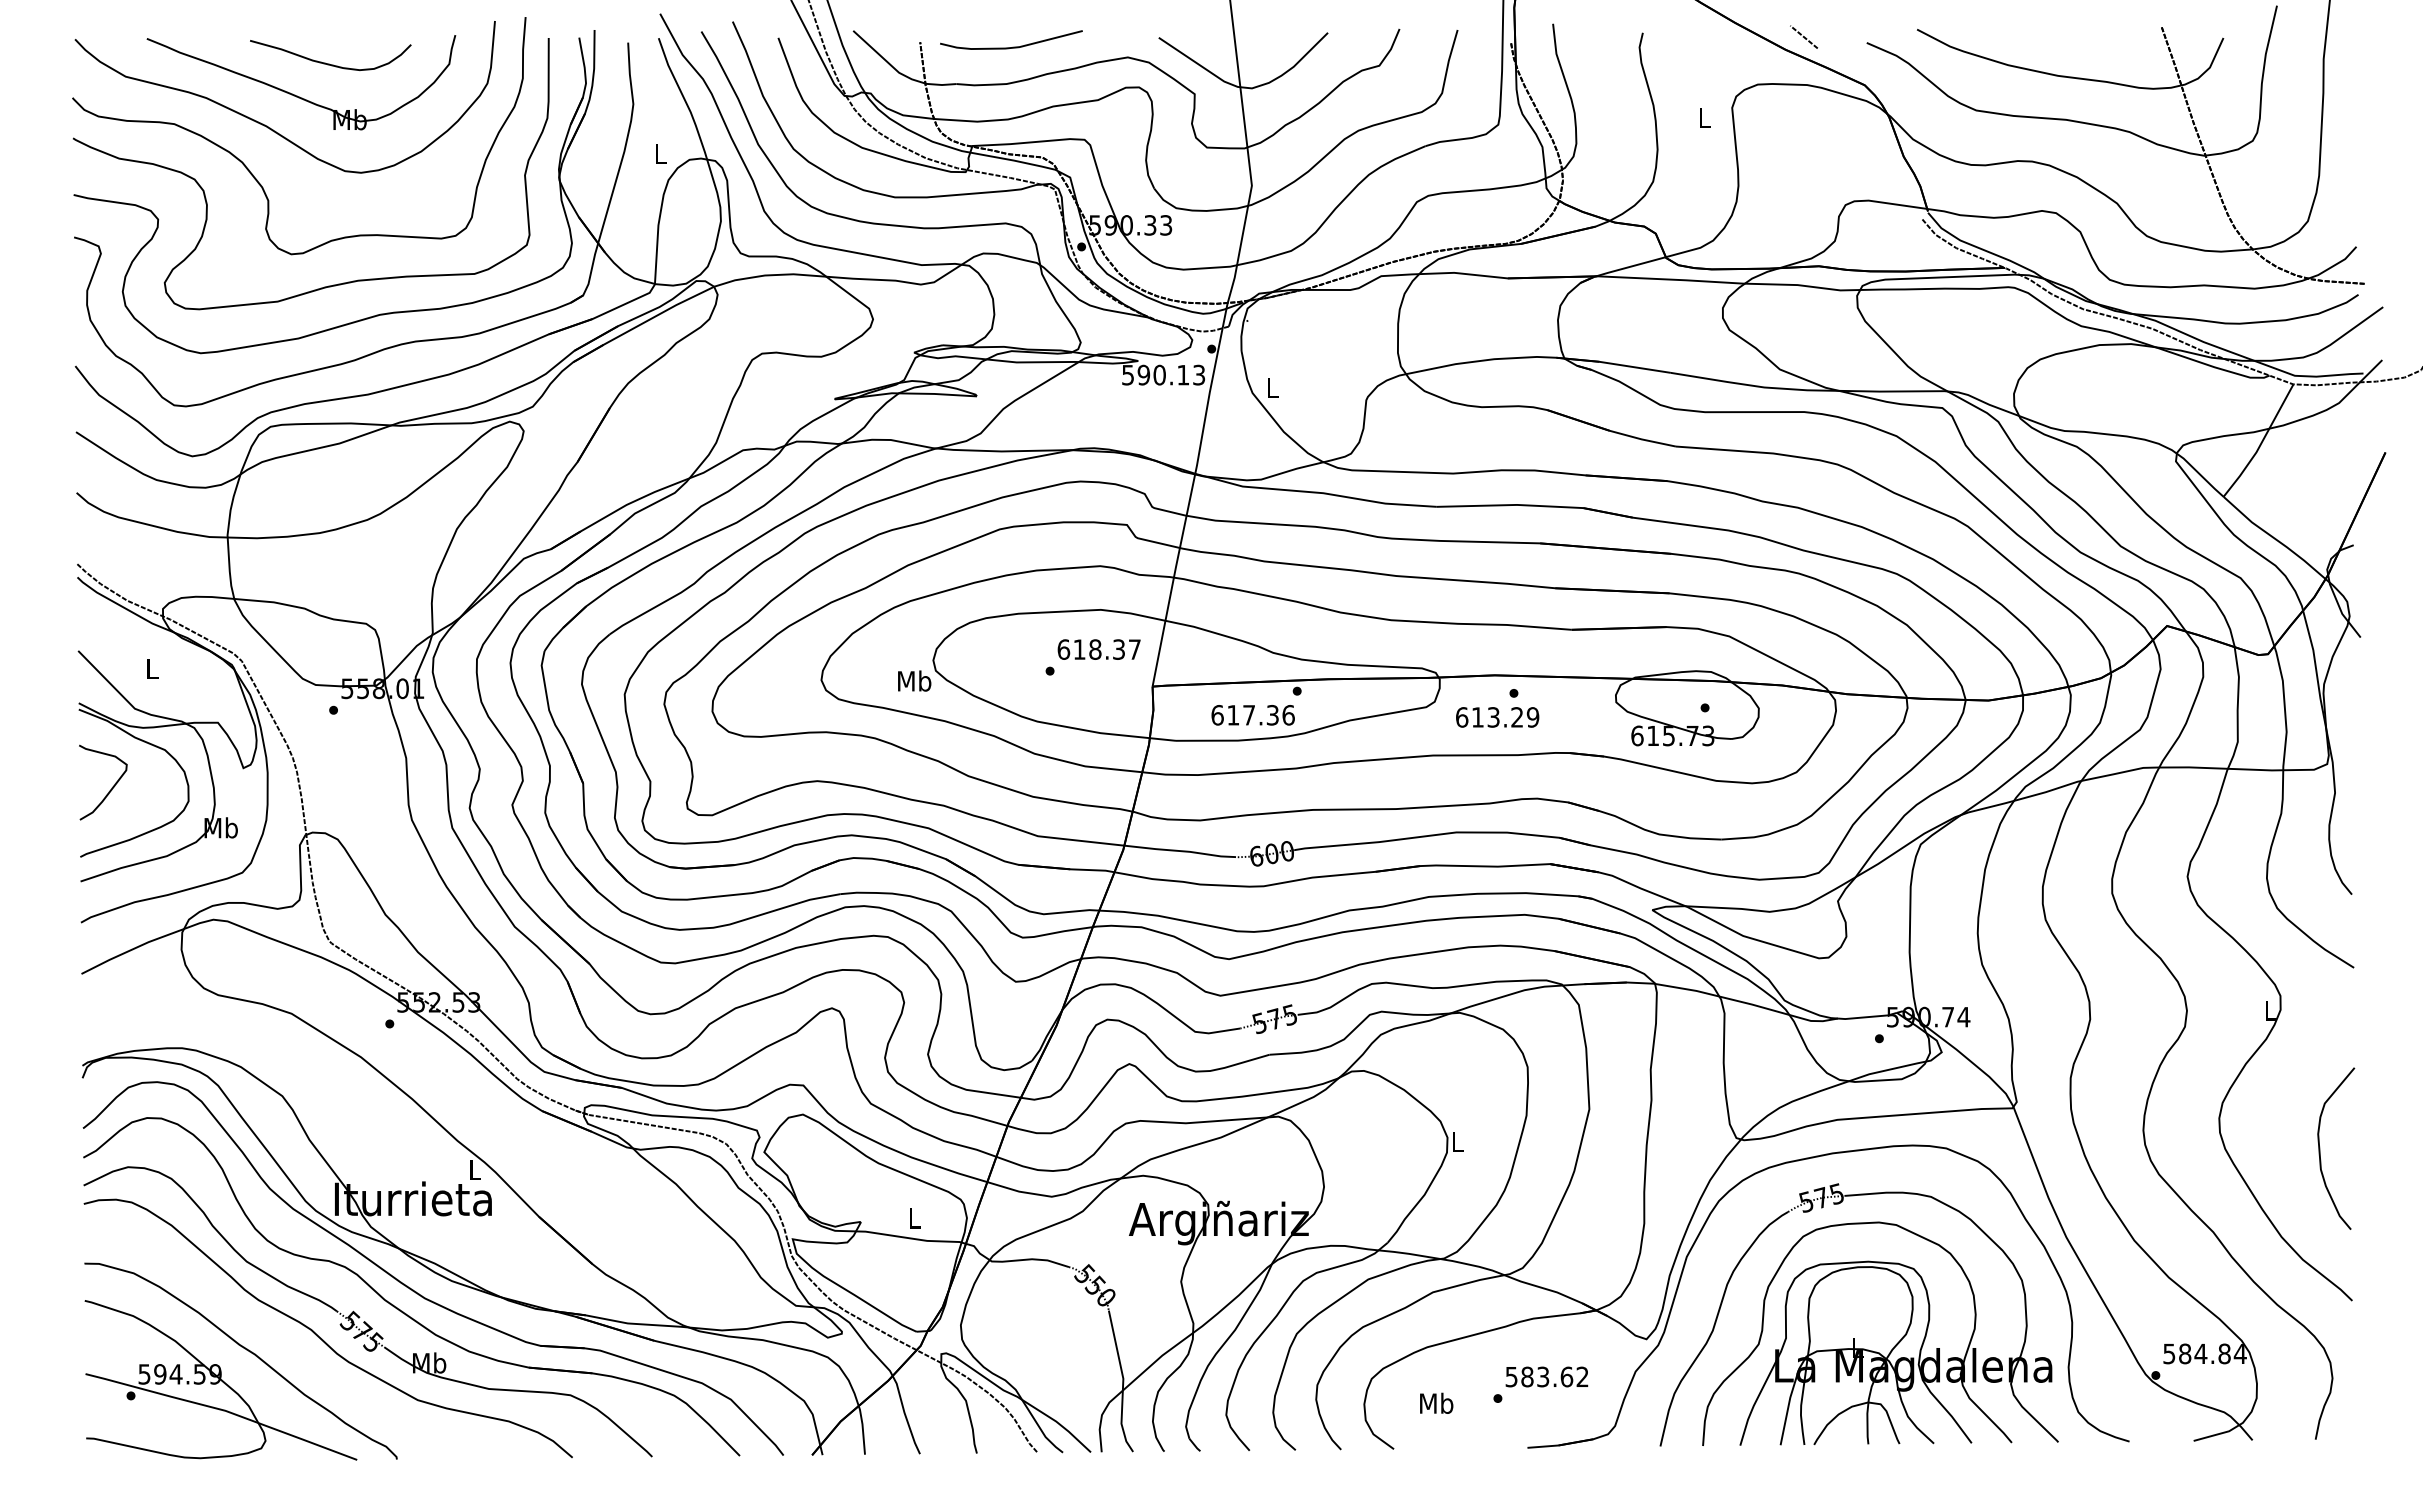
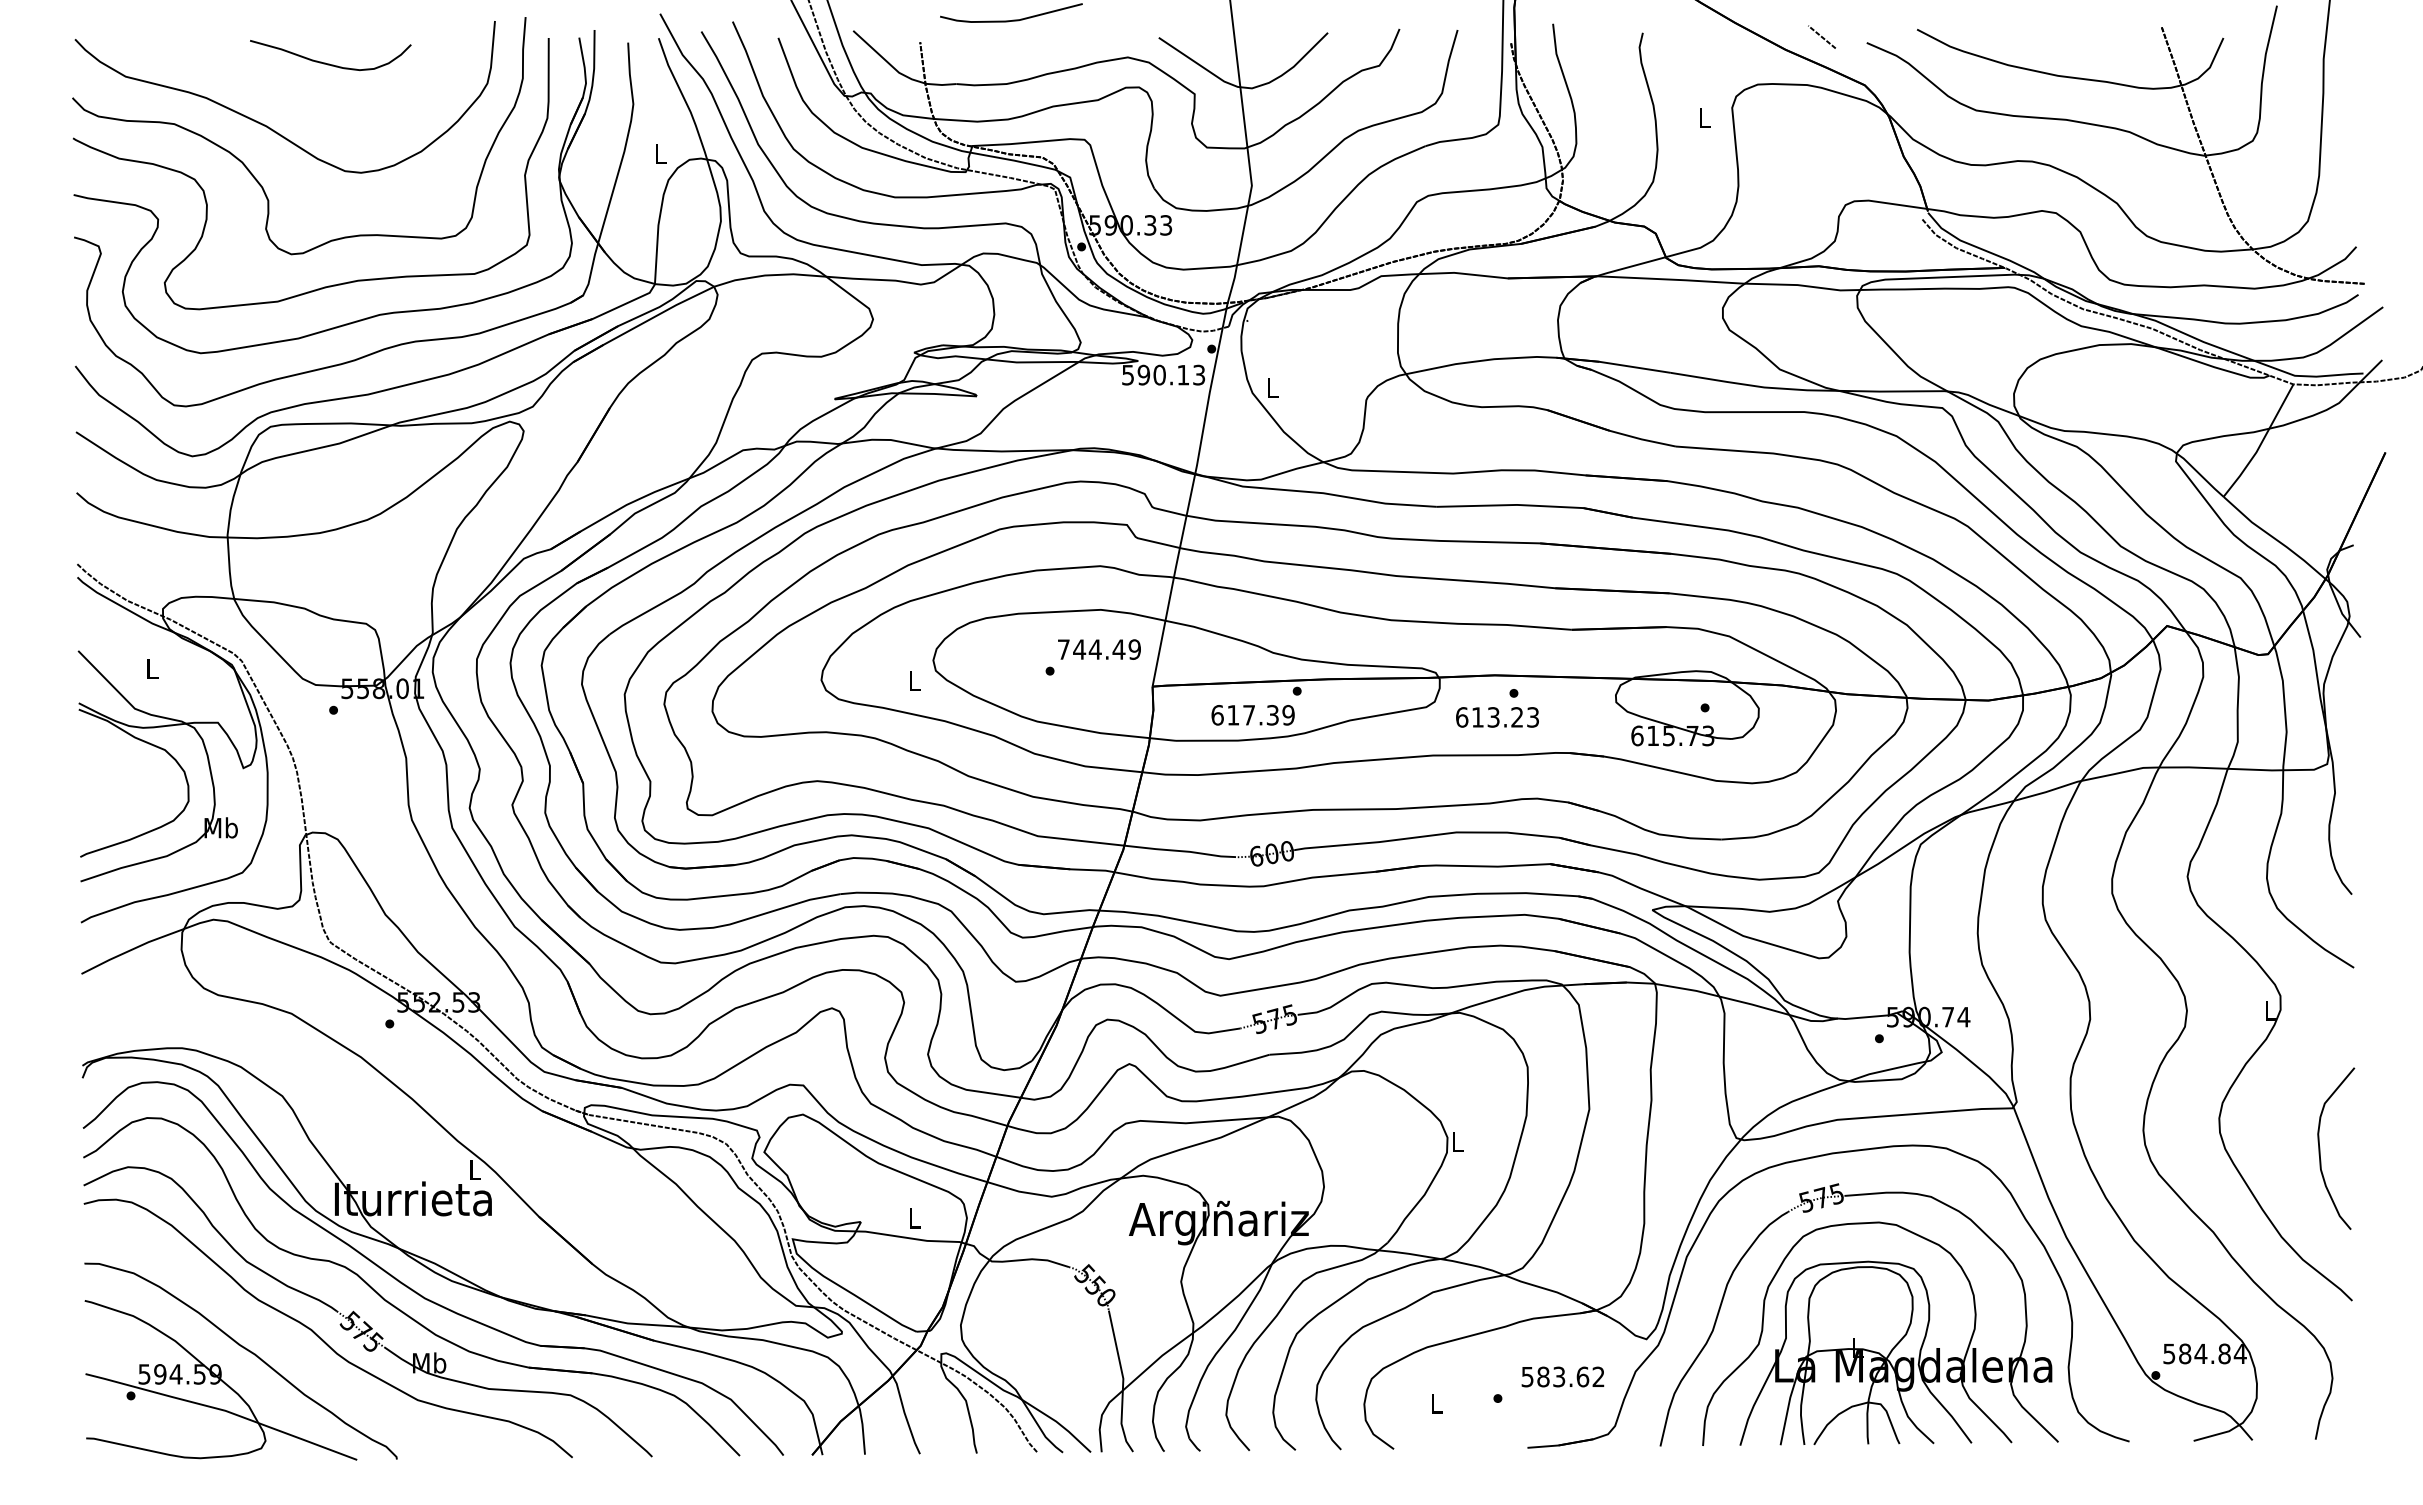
line position: (1804, 36) -> (1822, 36) (1822, 36)
curve position: (1012, 46) -> (1012, 19) (1012, 19)
part: present -> none (295, 94)
text: 618.37 -> 744.49 (1098, 649)
text: Mb -> L (914, 680)
text: 617.36 -> 617.39 (1288, 715)
text: 613.29 -> 613.23 (1532, 717)
curve: present -> none (112, 786)
text position: (1546, 1376) -> (1562, 1376) (1562, 1376)
text: Mb -> L (1436, 1402)
